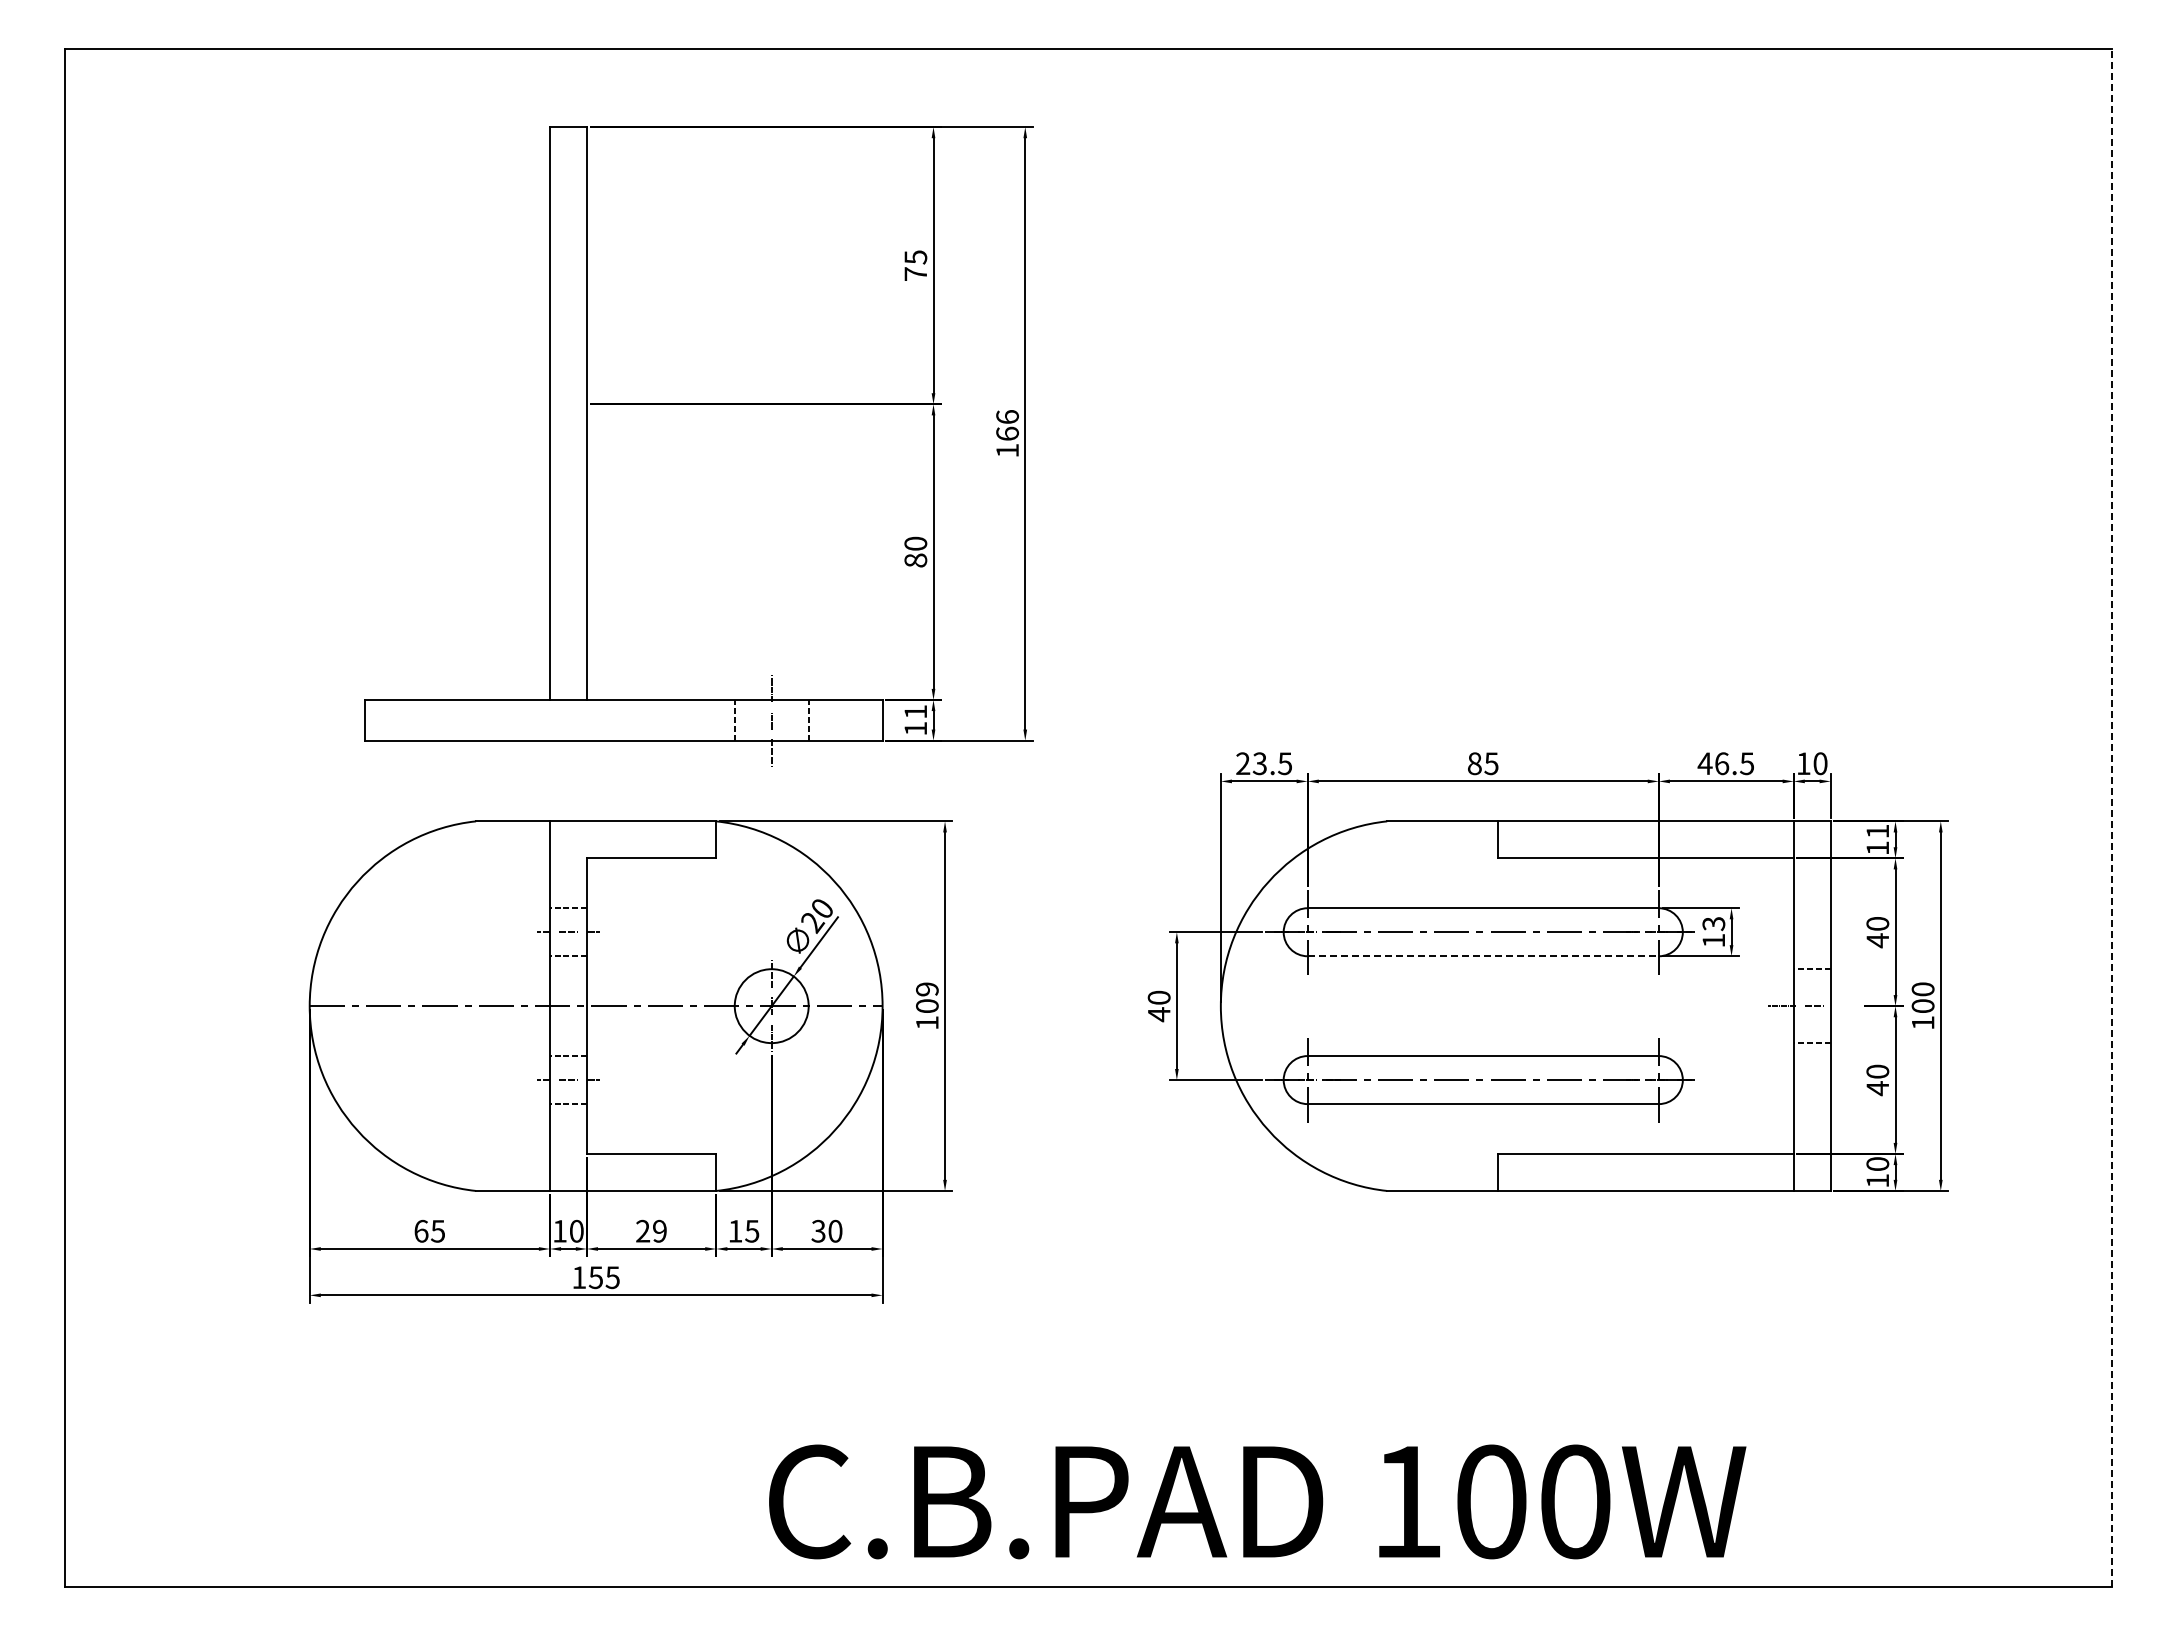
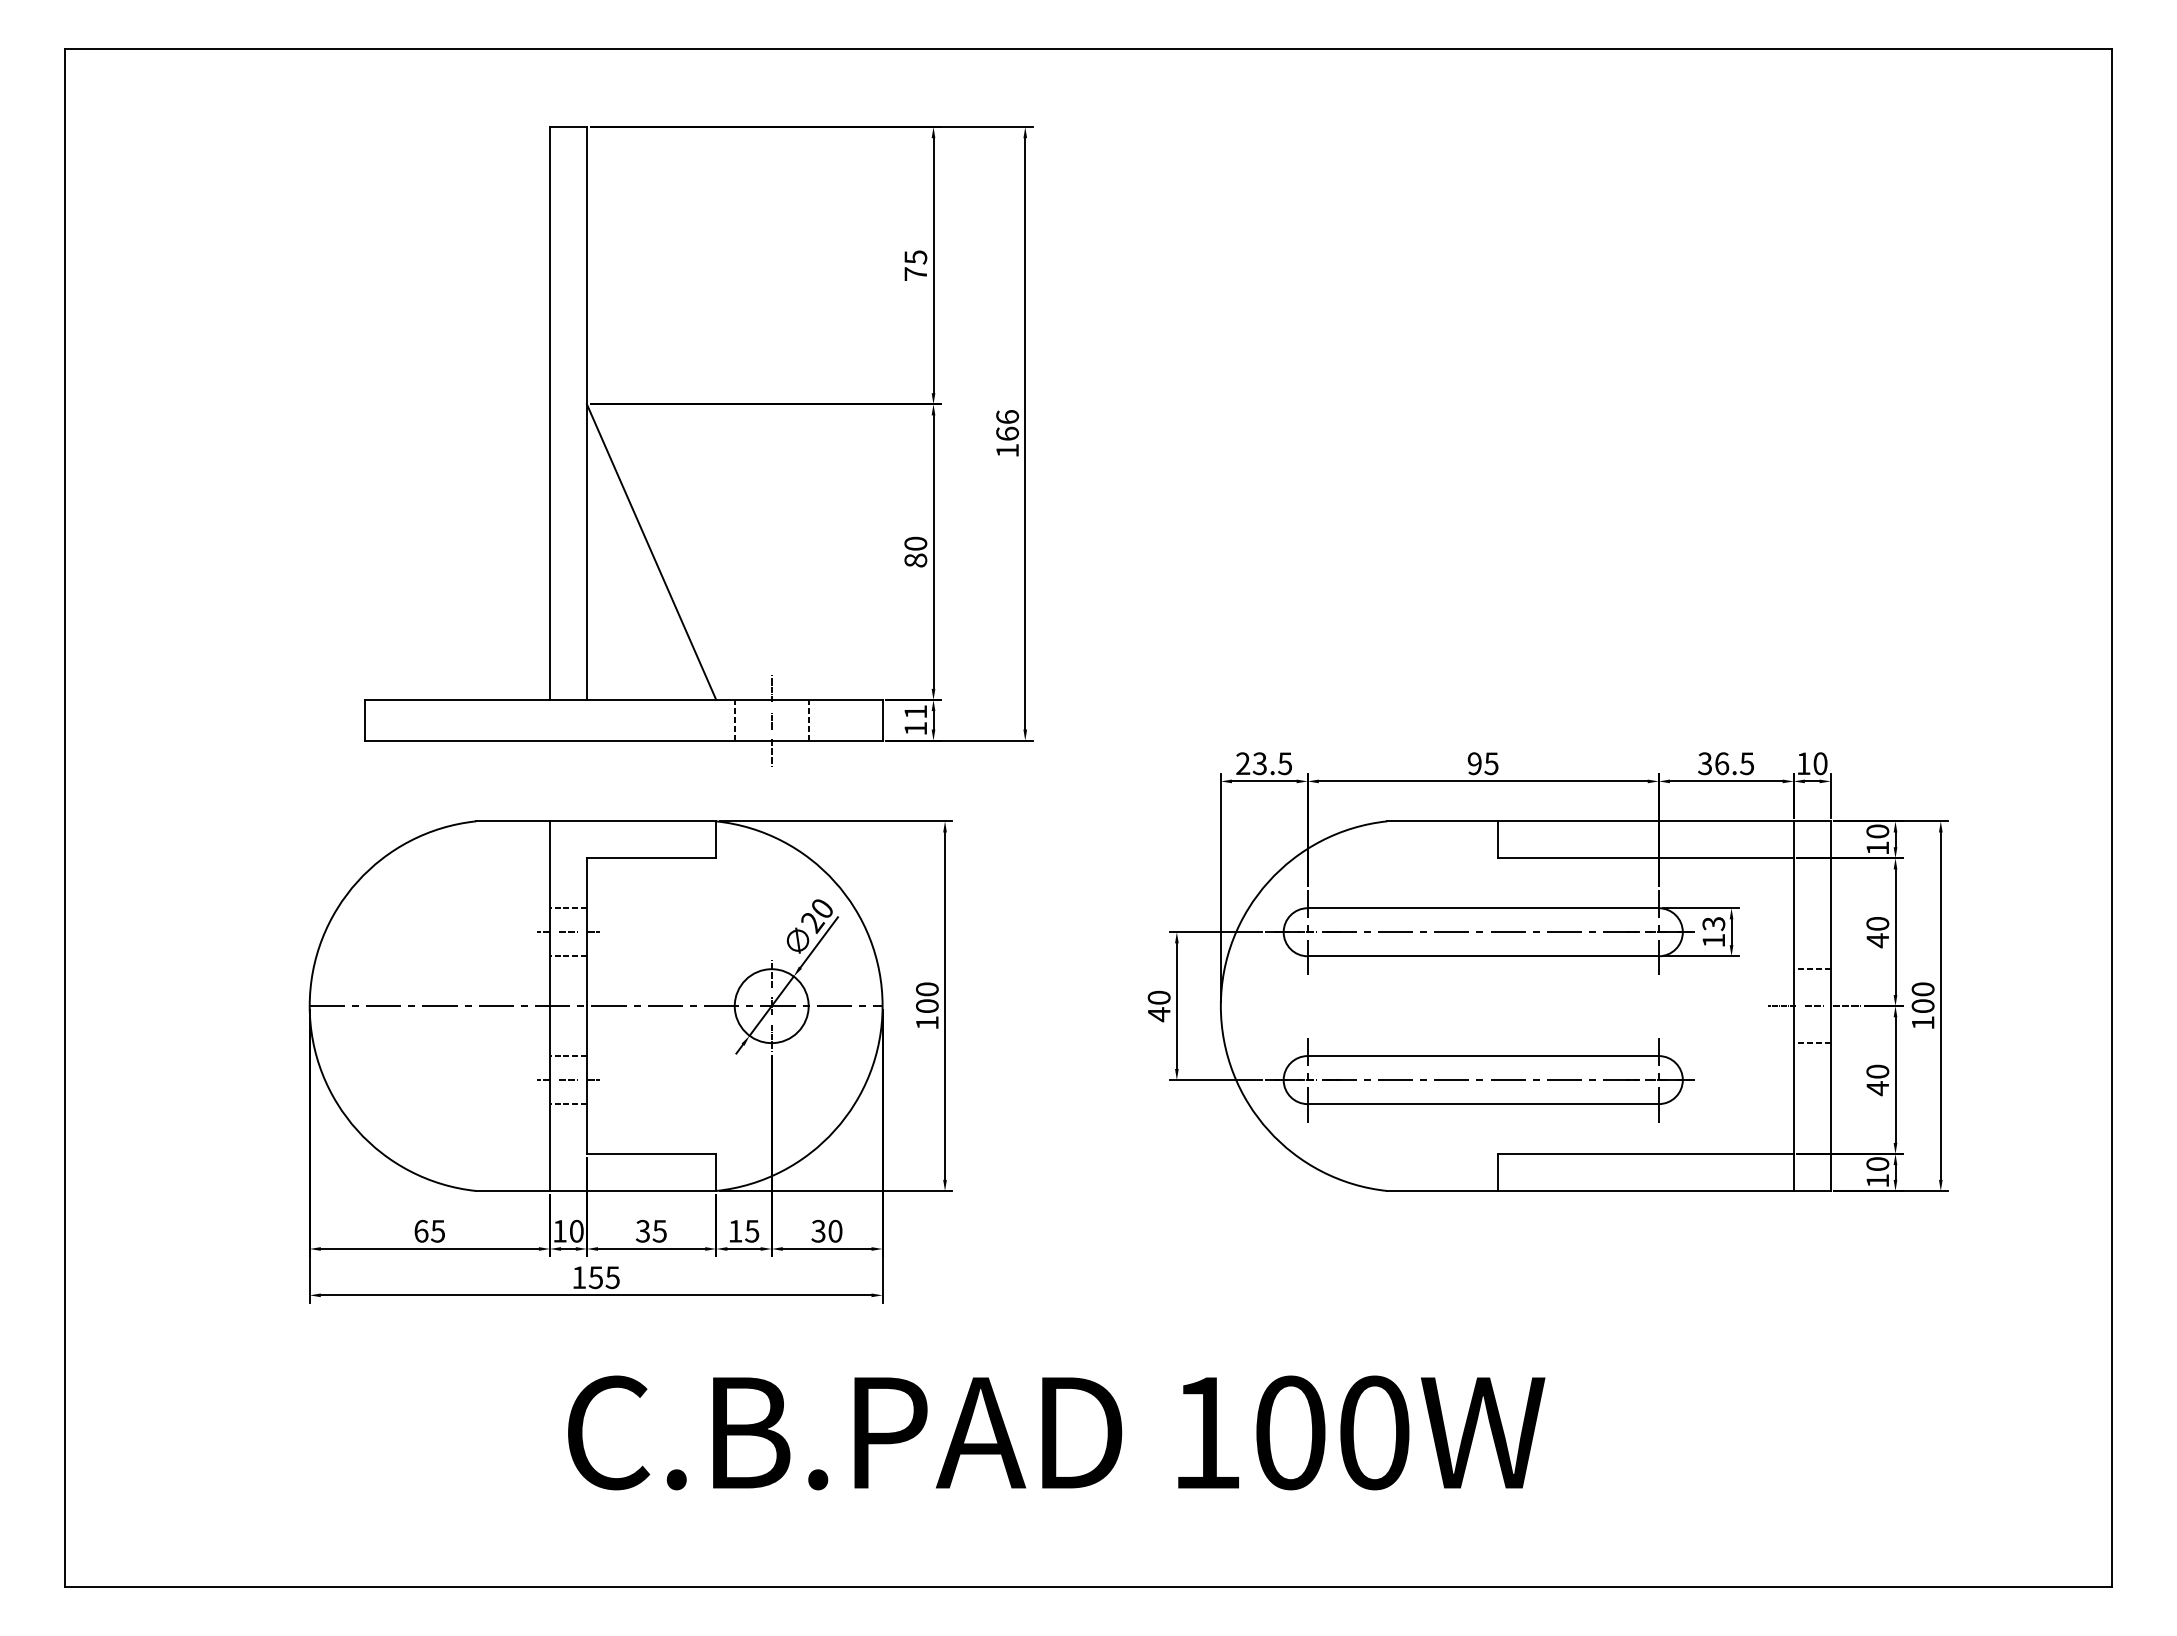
line: none -> present (651, 551)
text: 85 -> 95 (1474, 763)
text: 46.5 -> 36.5 (1704, 763)
line: dashed -> solid (2111, 818)
text: 11 -> 10 (1877, 831)
line: dashed -> solid (1483, 956)
text: 109 -> 100 (927, 989)
line: none -> present (1846, 1006)
text: 29 -> 35 (651, 1230)
text position: (1257, 1501) -> (1056, 1432) (1056, 1432)
